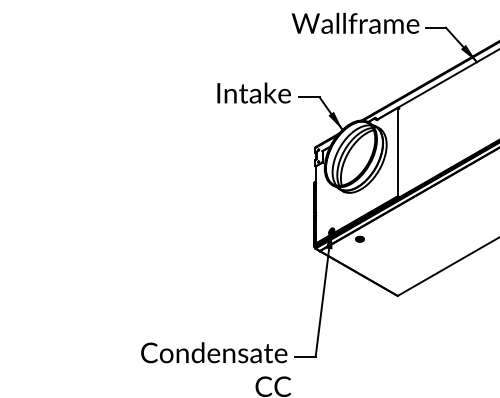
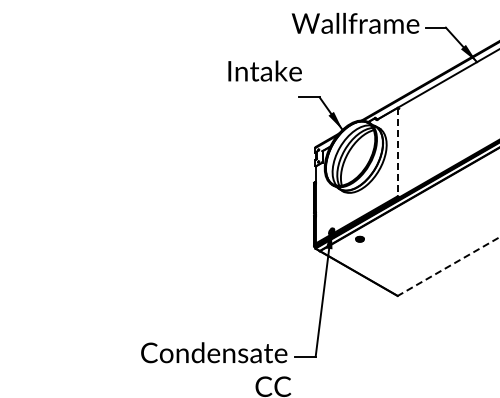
text position: (253, 92) -> (264, 70) (264, 70)
line: solid -> dashed (397, 152)
line: solid -> dashed (448, 266)
